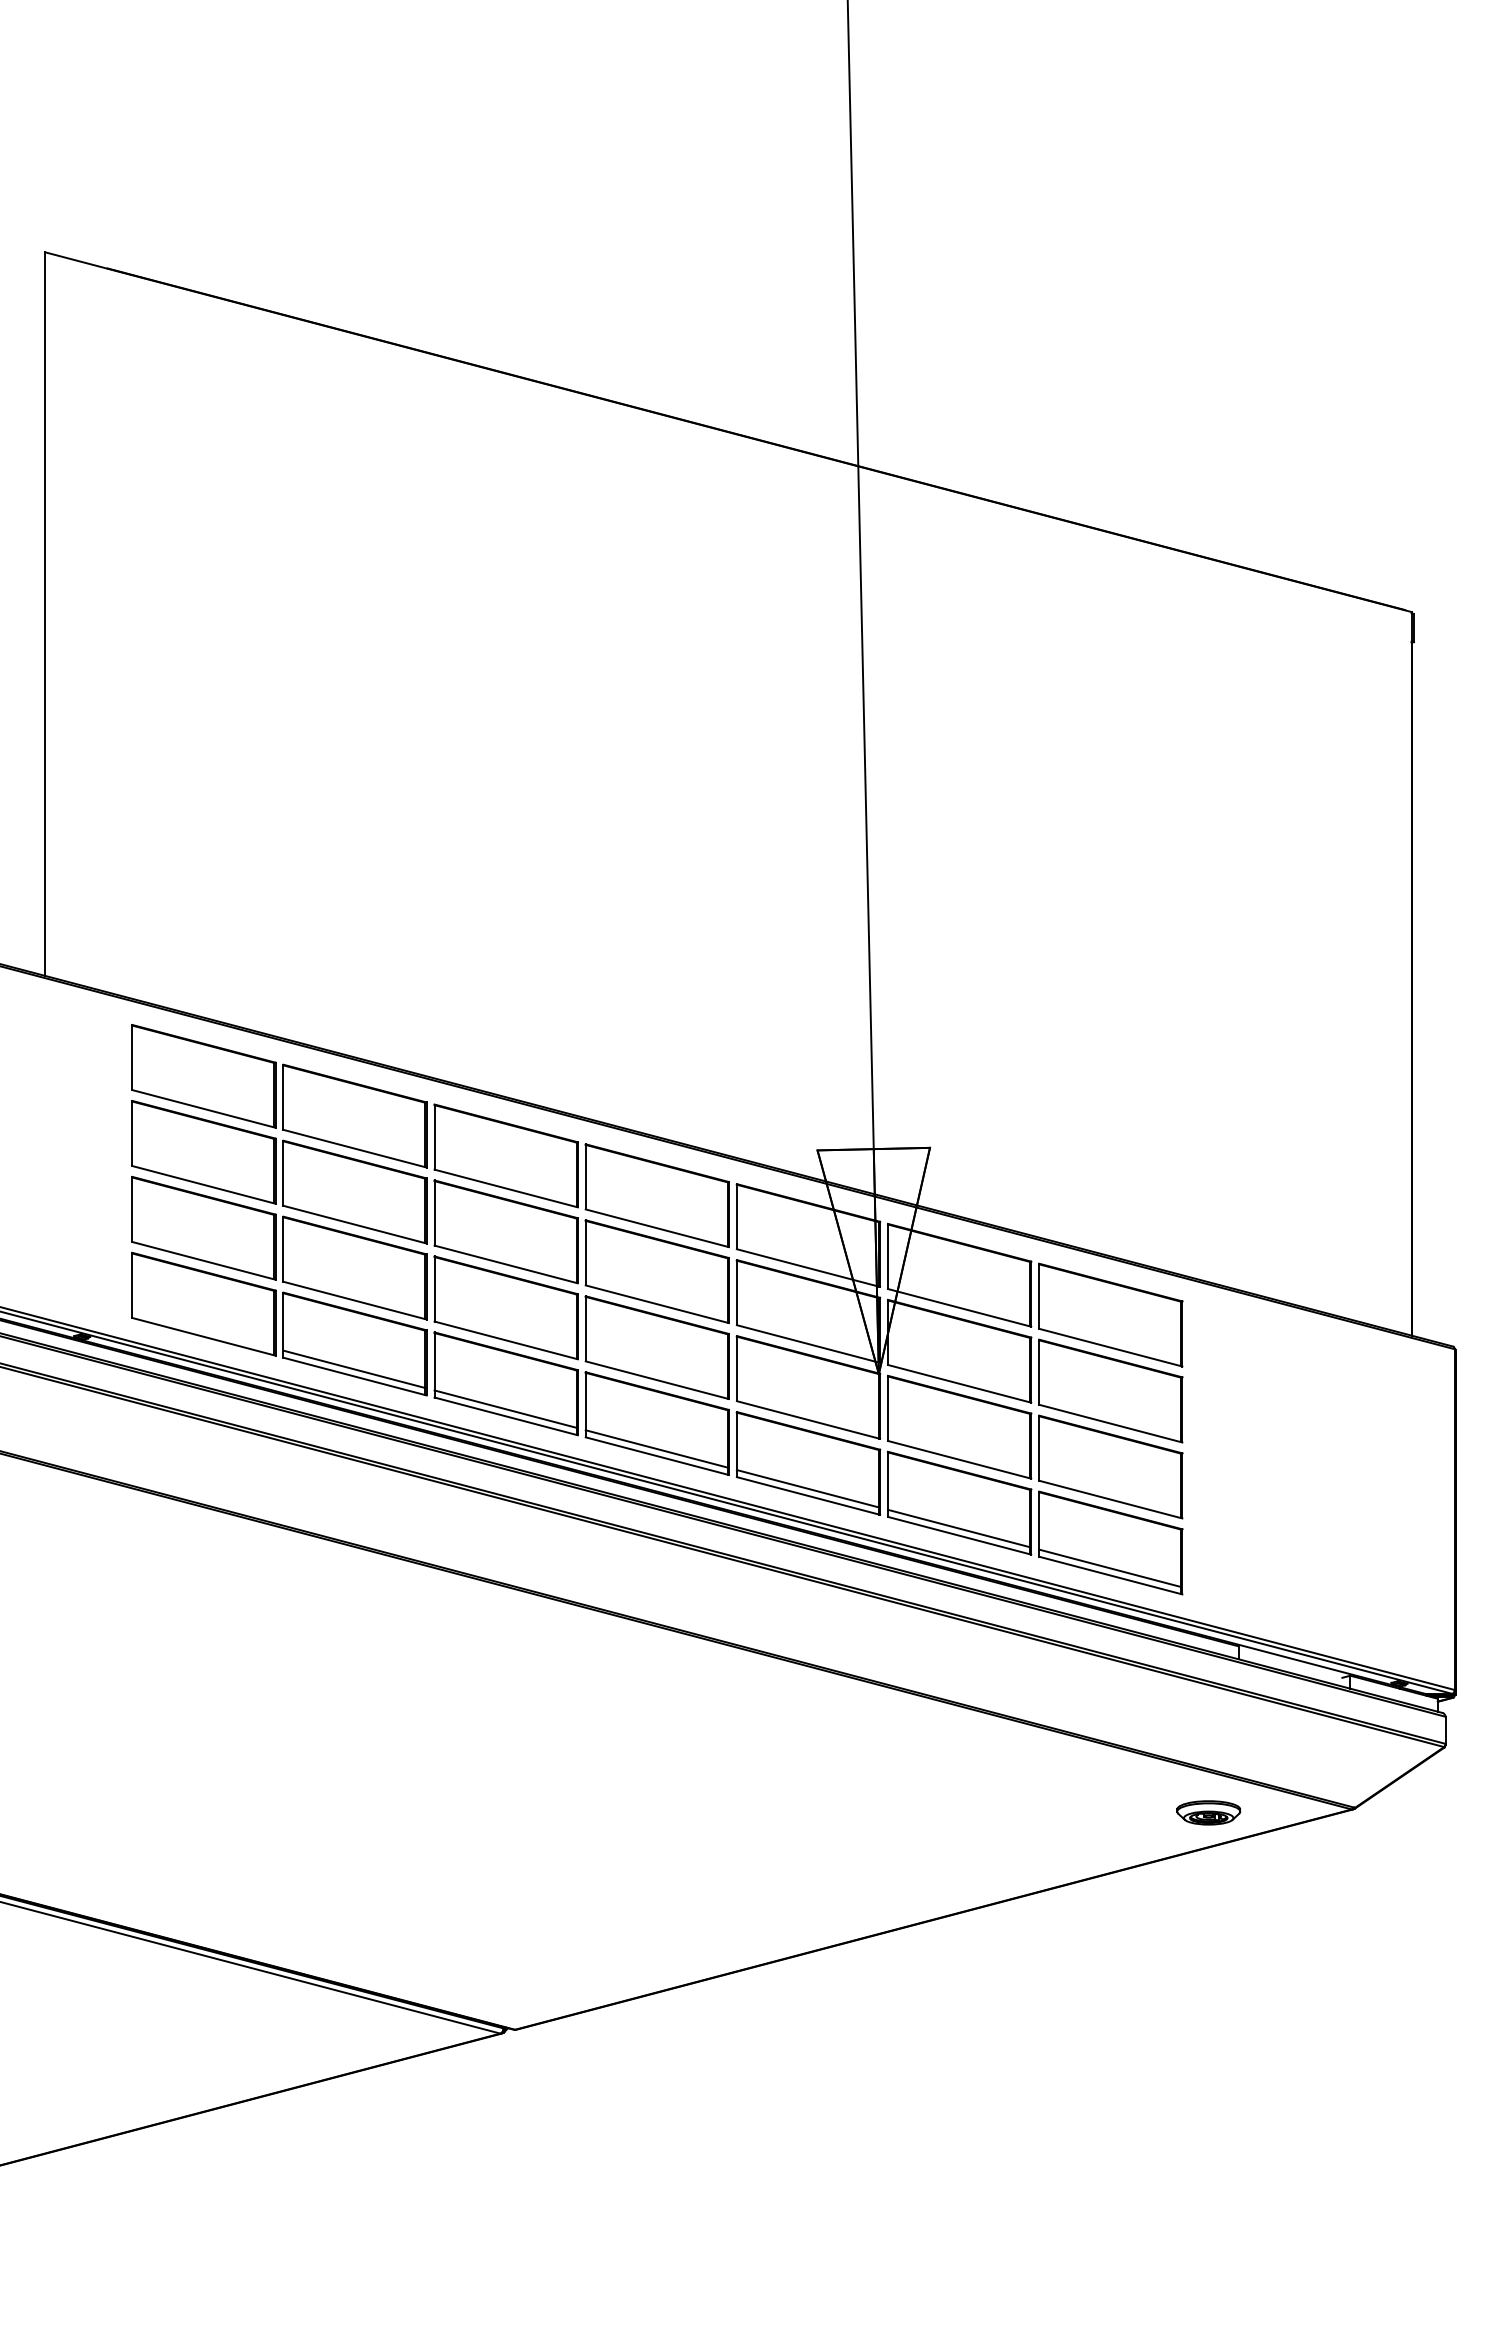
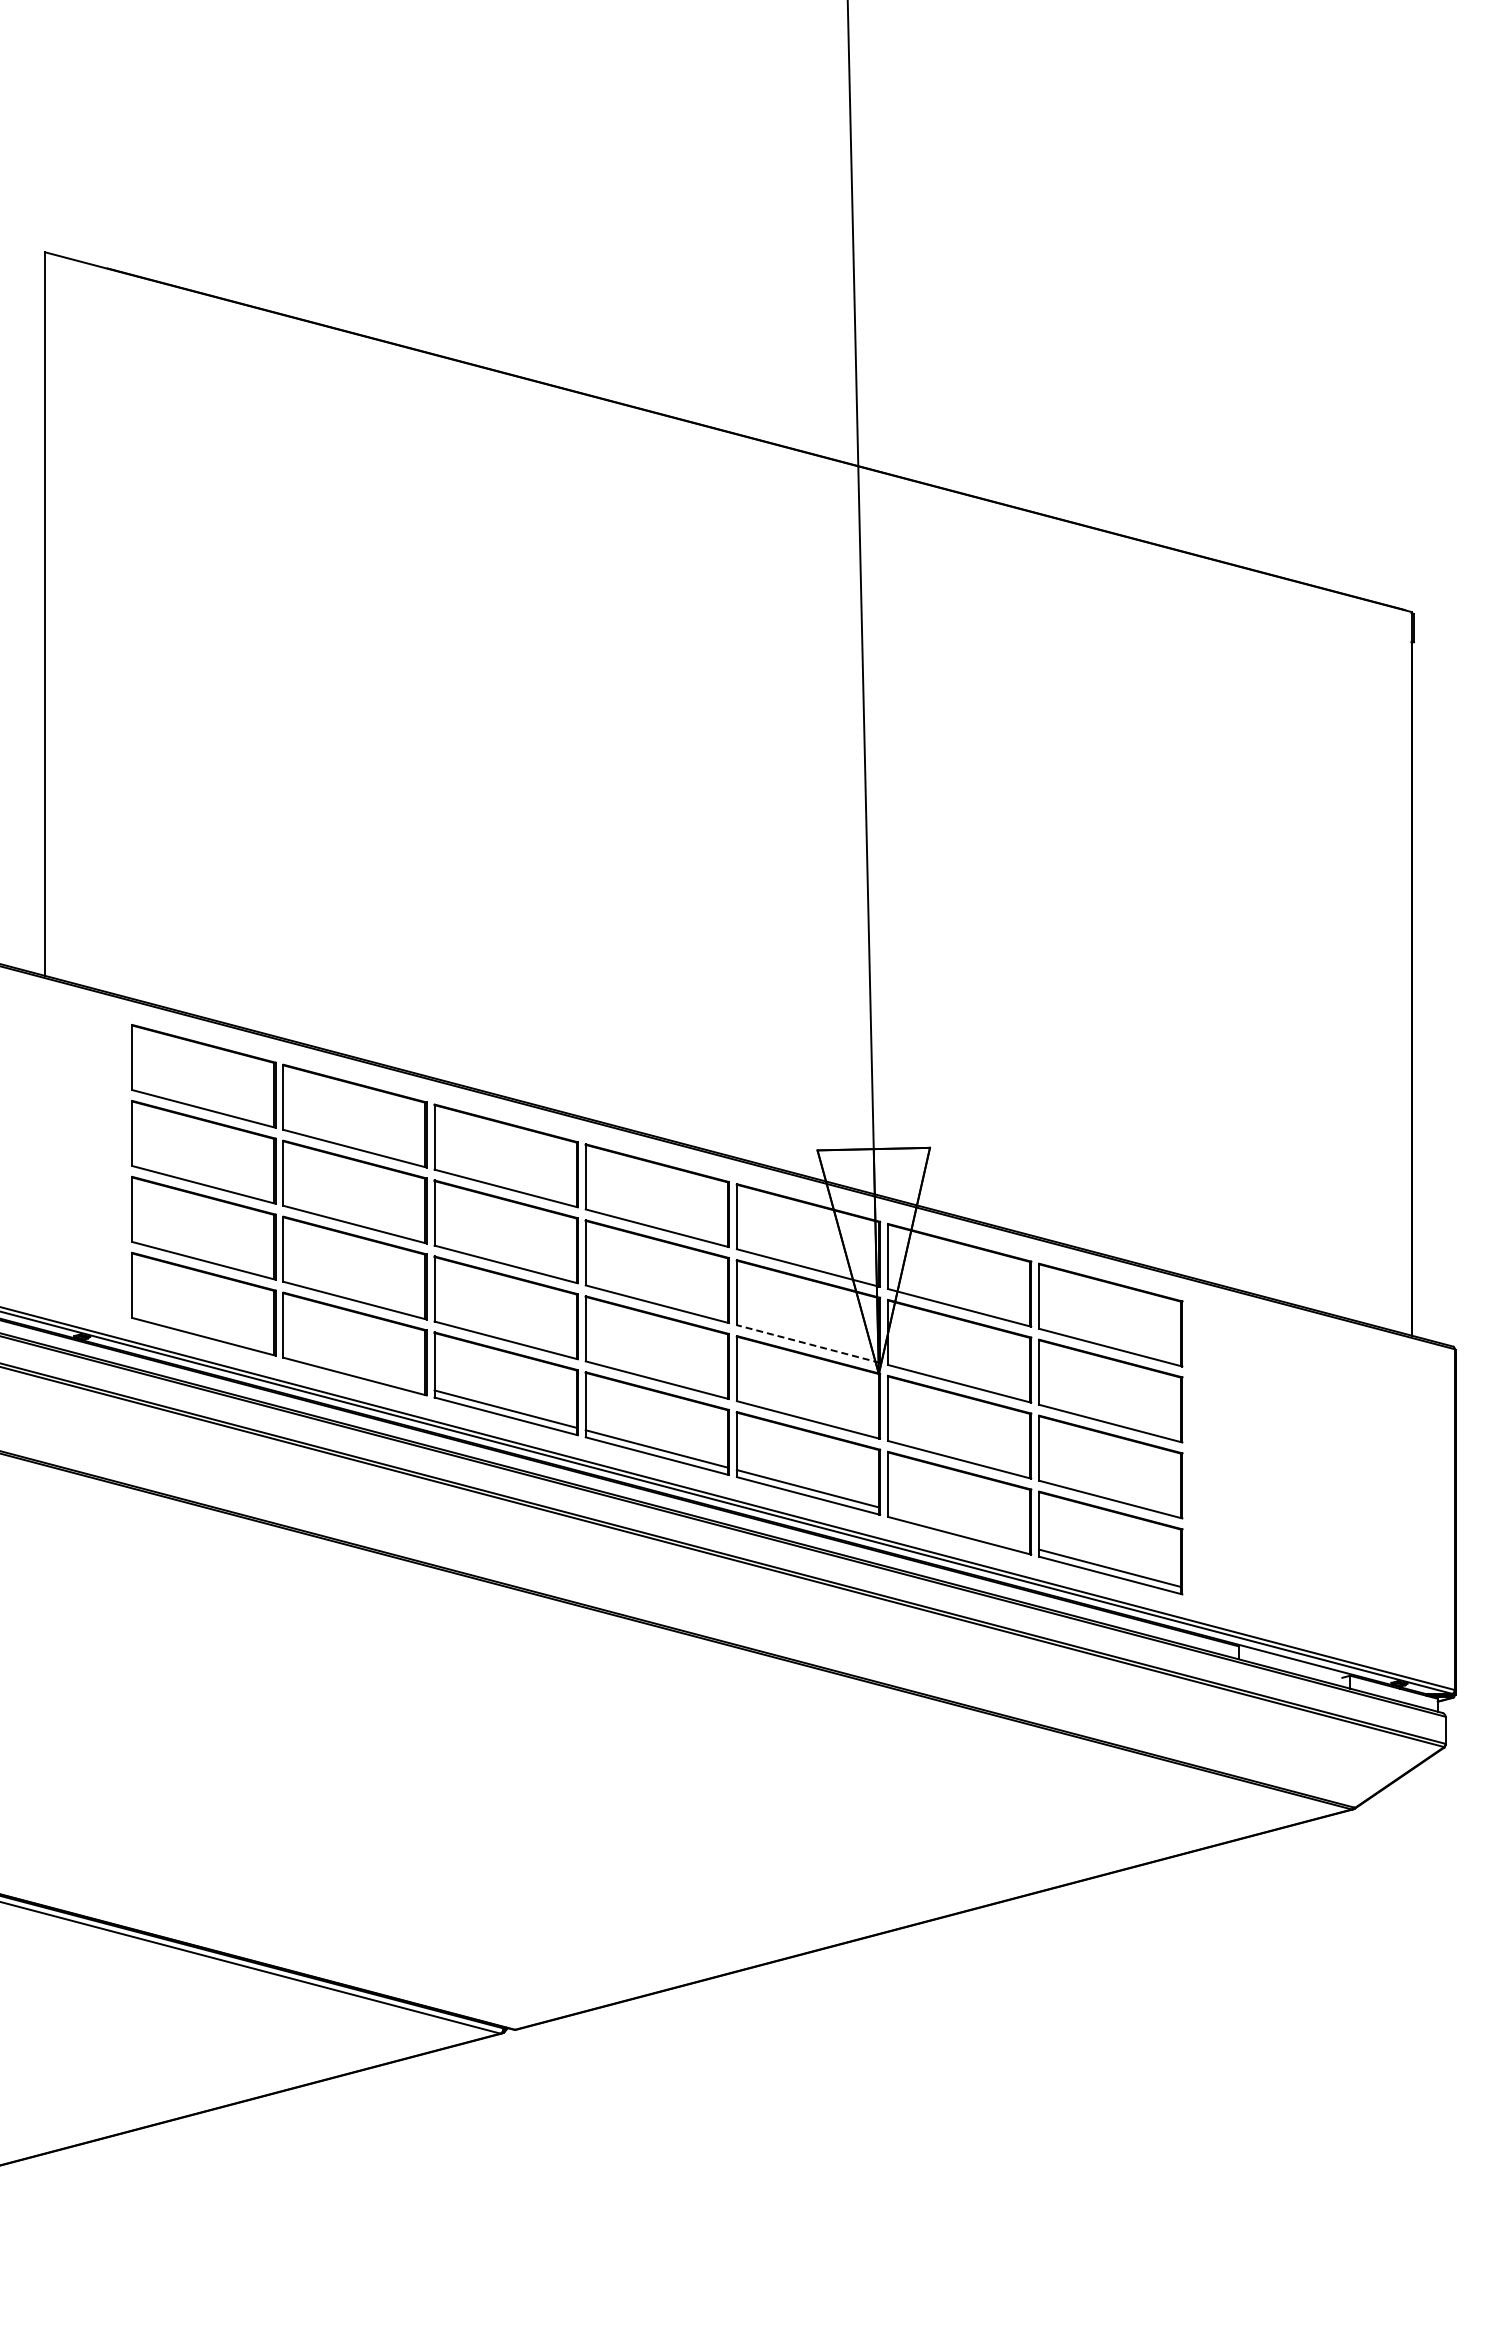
line: solid -> dashed (807, 1343)
line: present -> none (354, 1369)
line: present -> none (959, 1528)
part: present -> none (1208, 1812)
